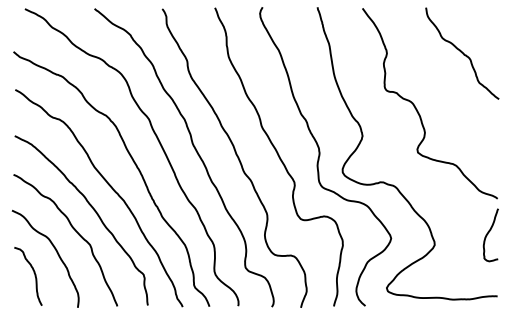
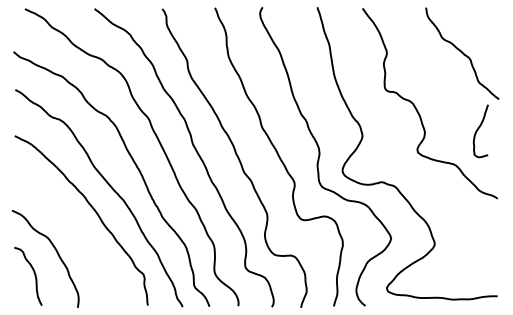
curve: present -> none (74, 230)
curve position: (488, 234) -> (478, 130) (478, 130)
